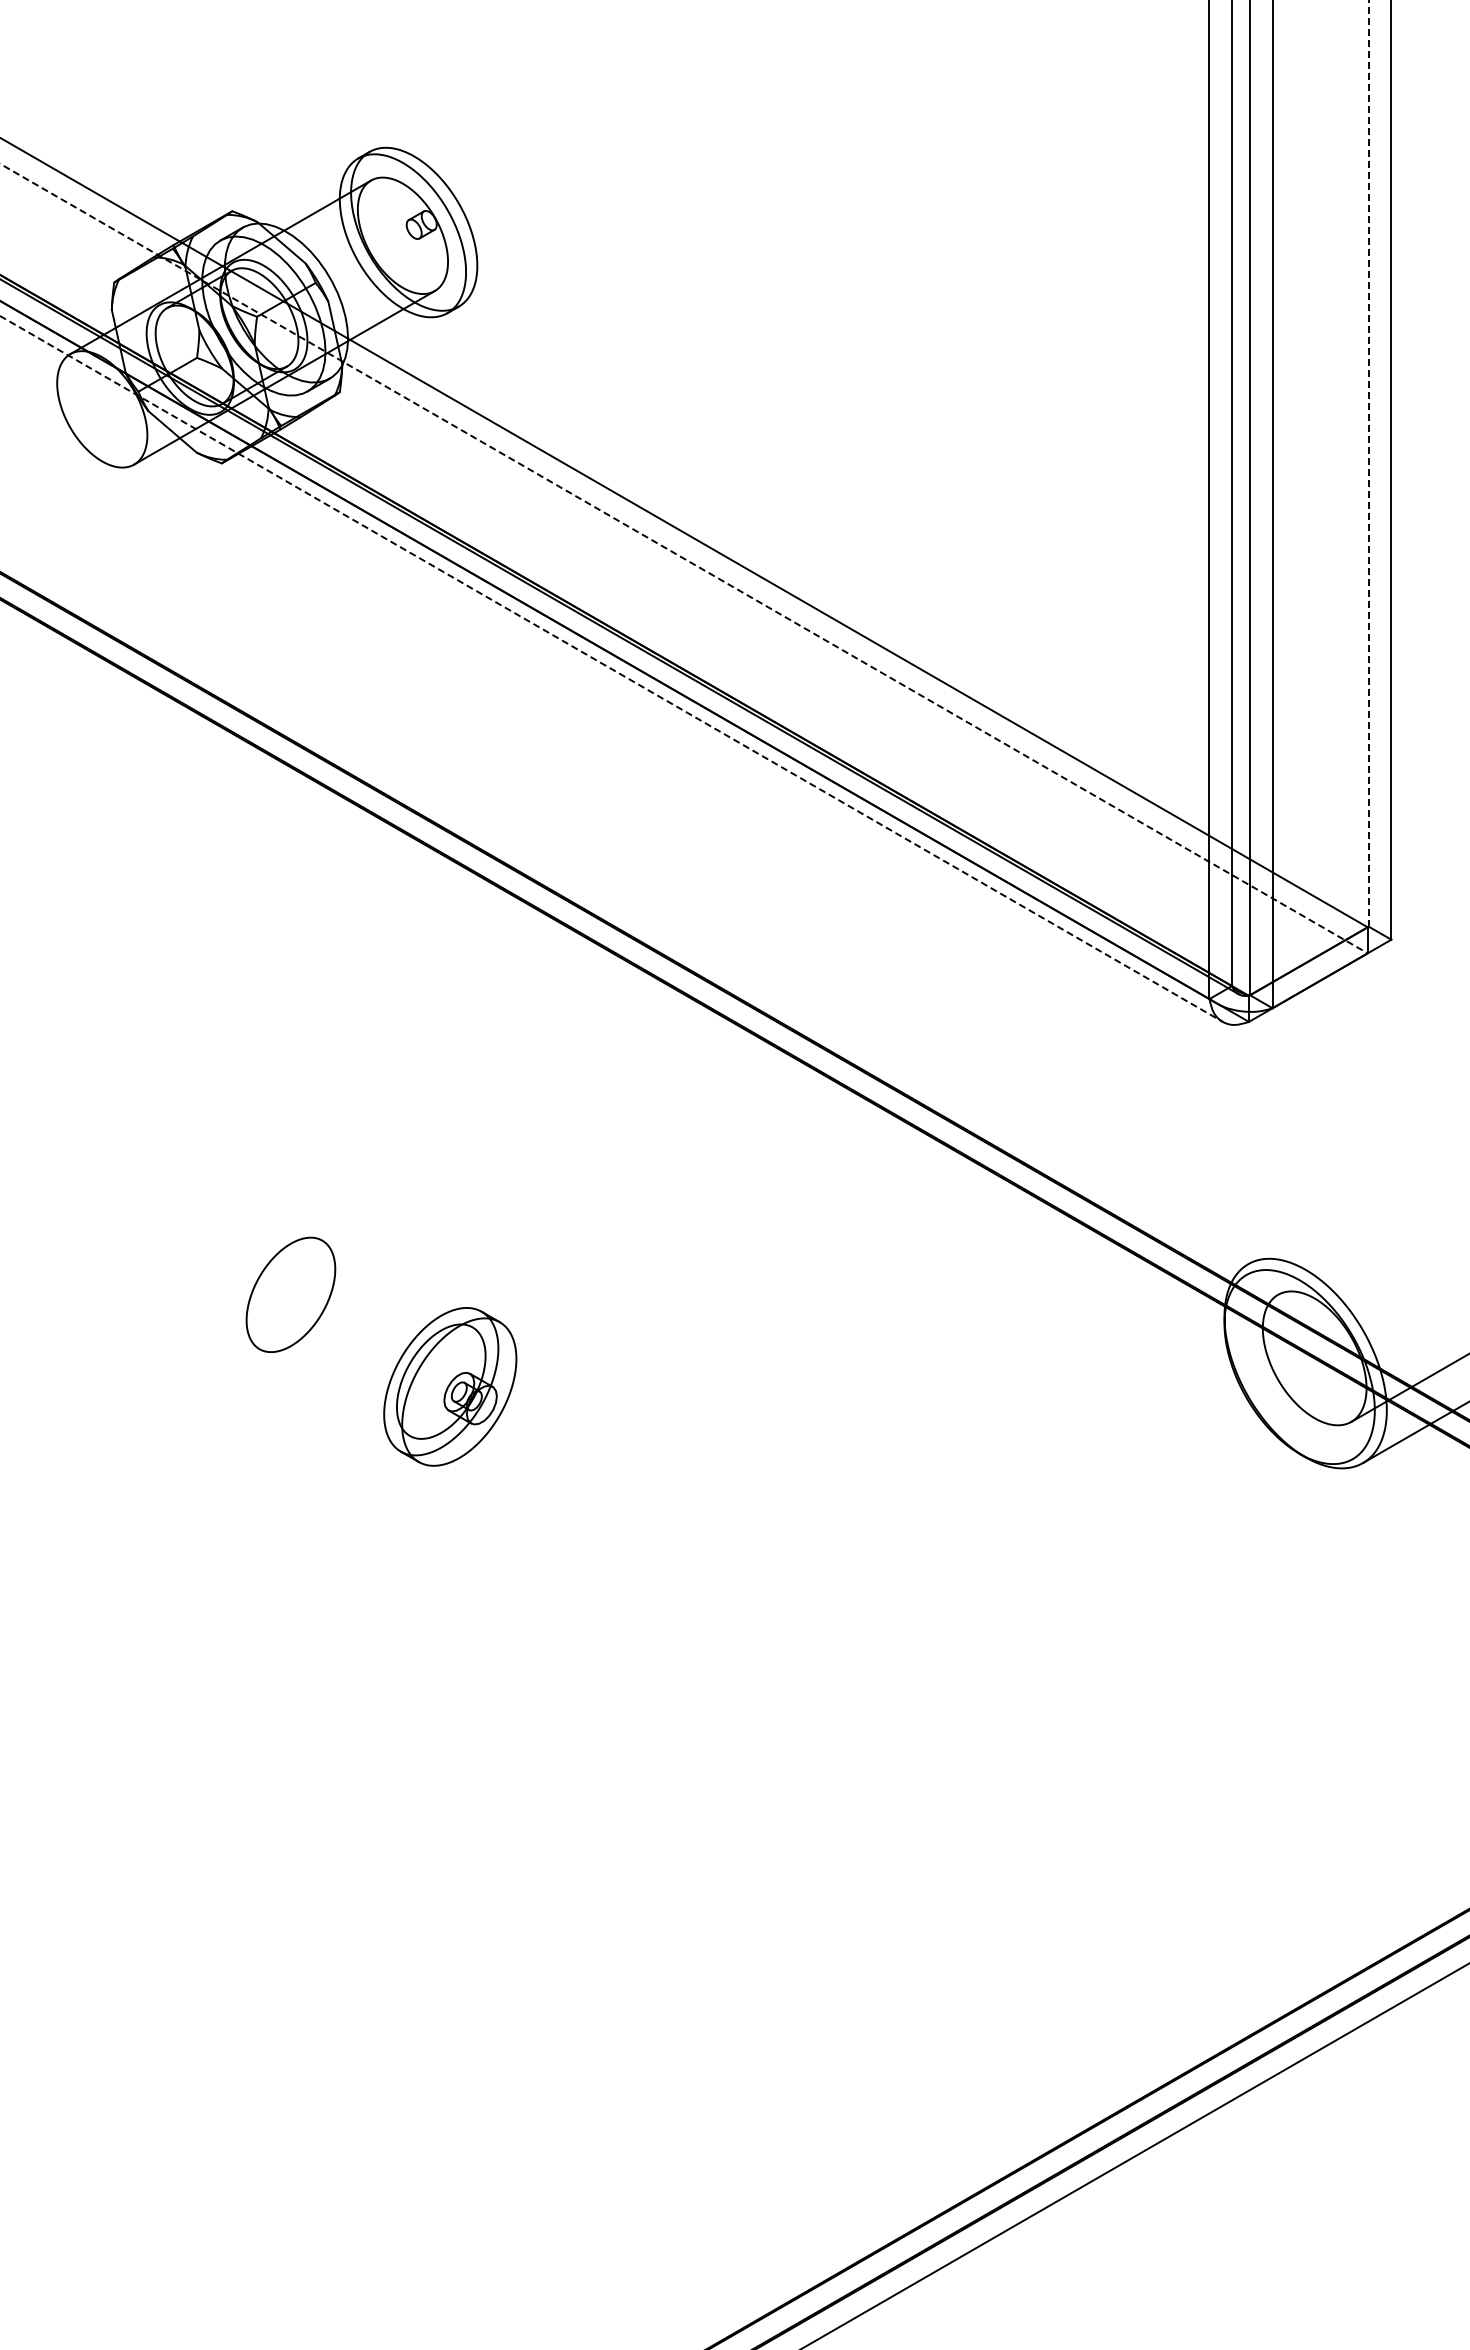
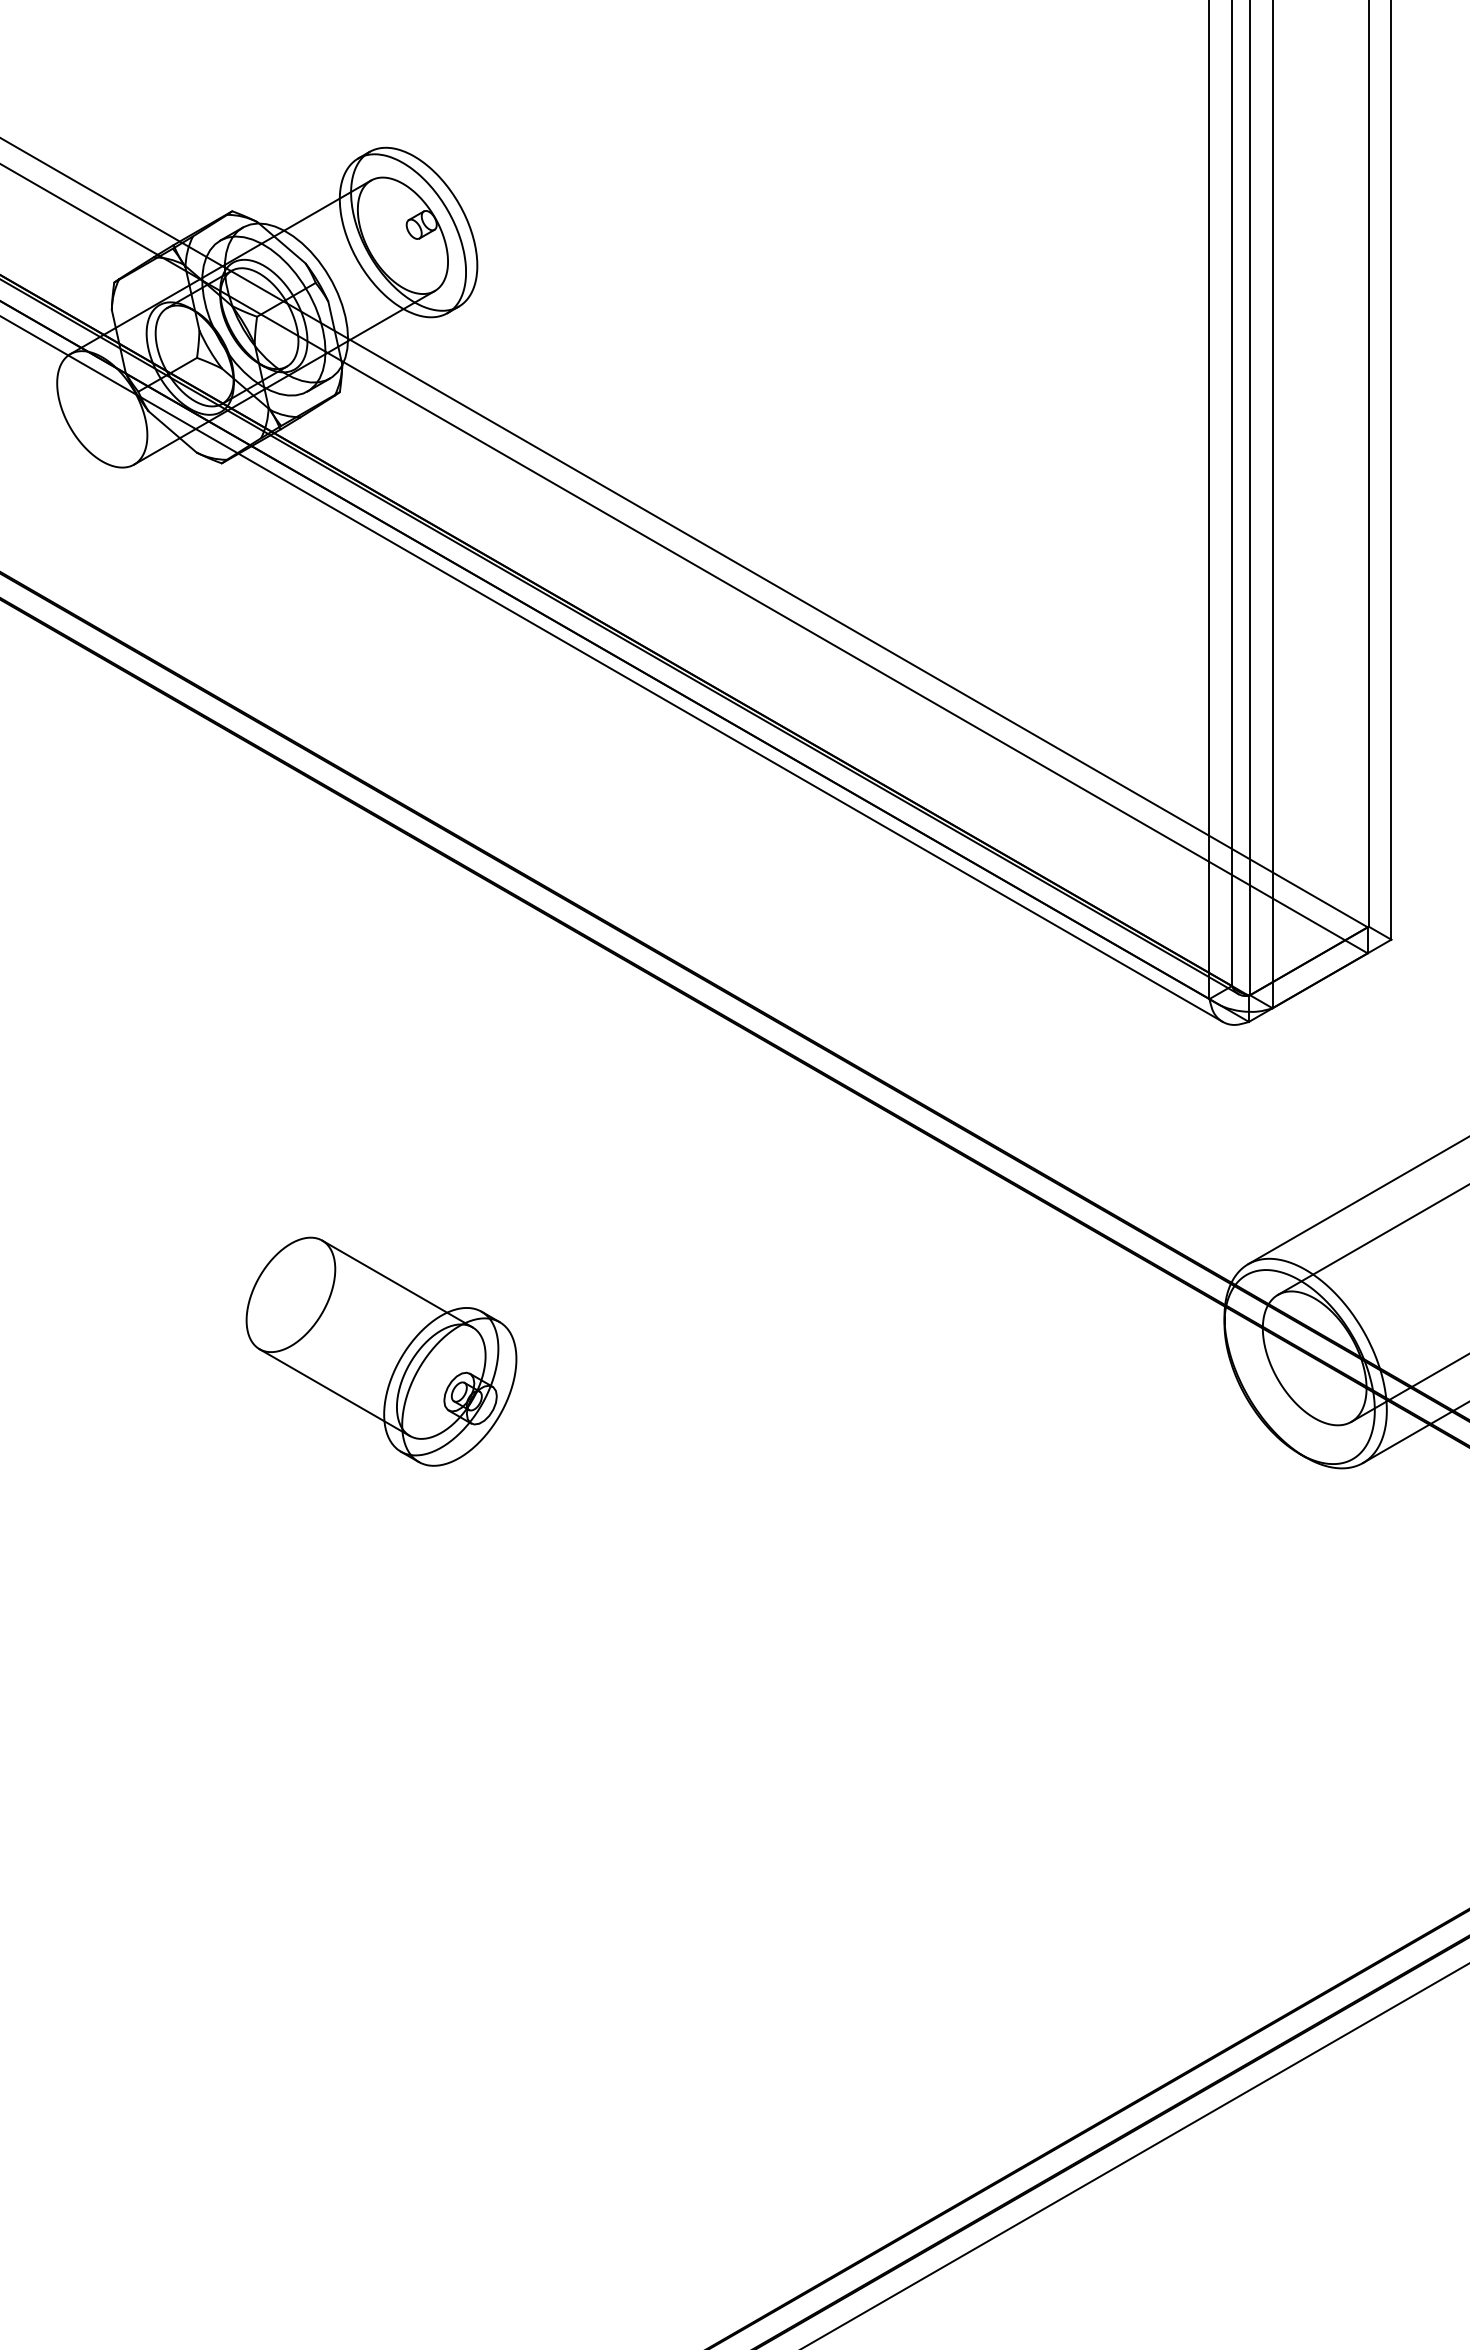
line: dashed -> solid (1368, 463)
line: dashed -> solid (683, 558)
line: dashed -> solid (612, 669)
line: none -> present (1357, 1200)
line: none -> present (1372, 1239)
line: none -> present (397, 1283)
line: none -> present (334, 1392)
